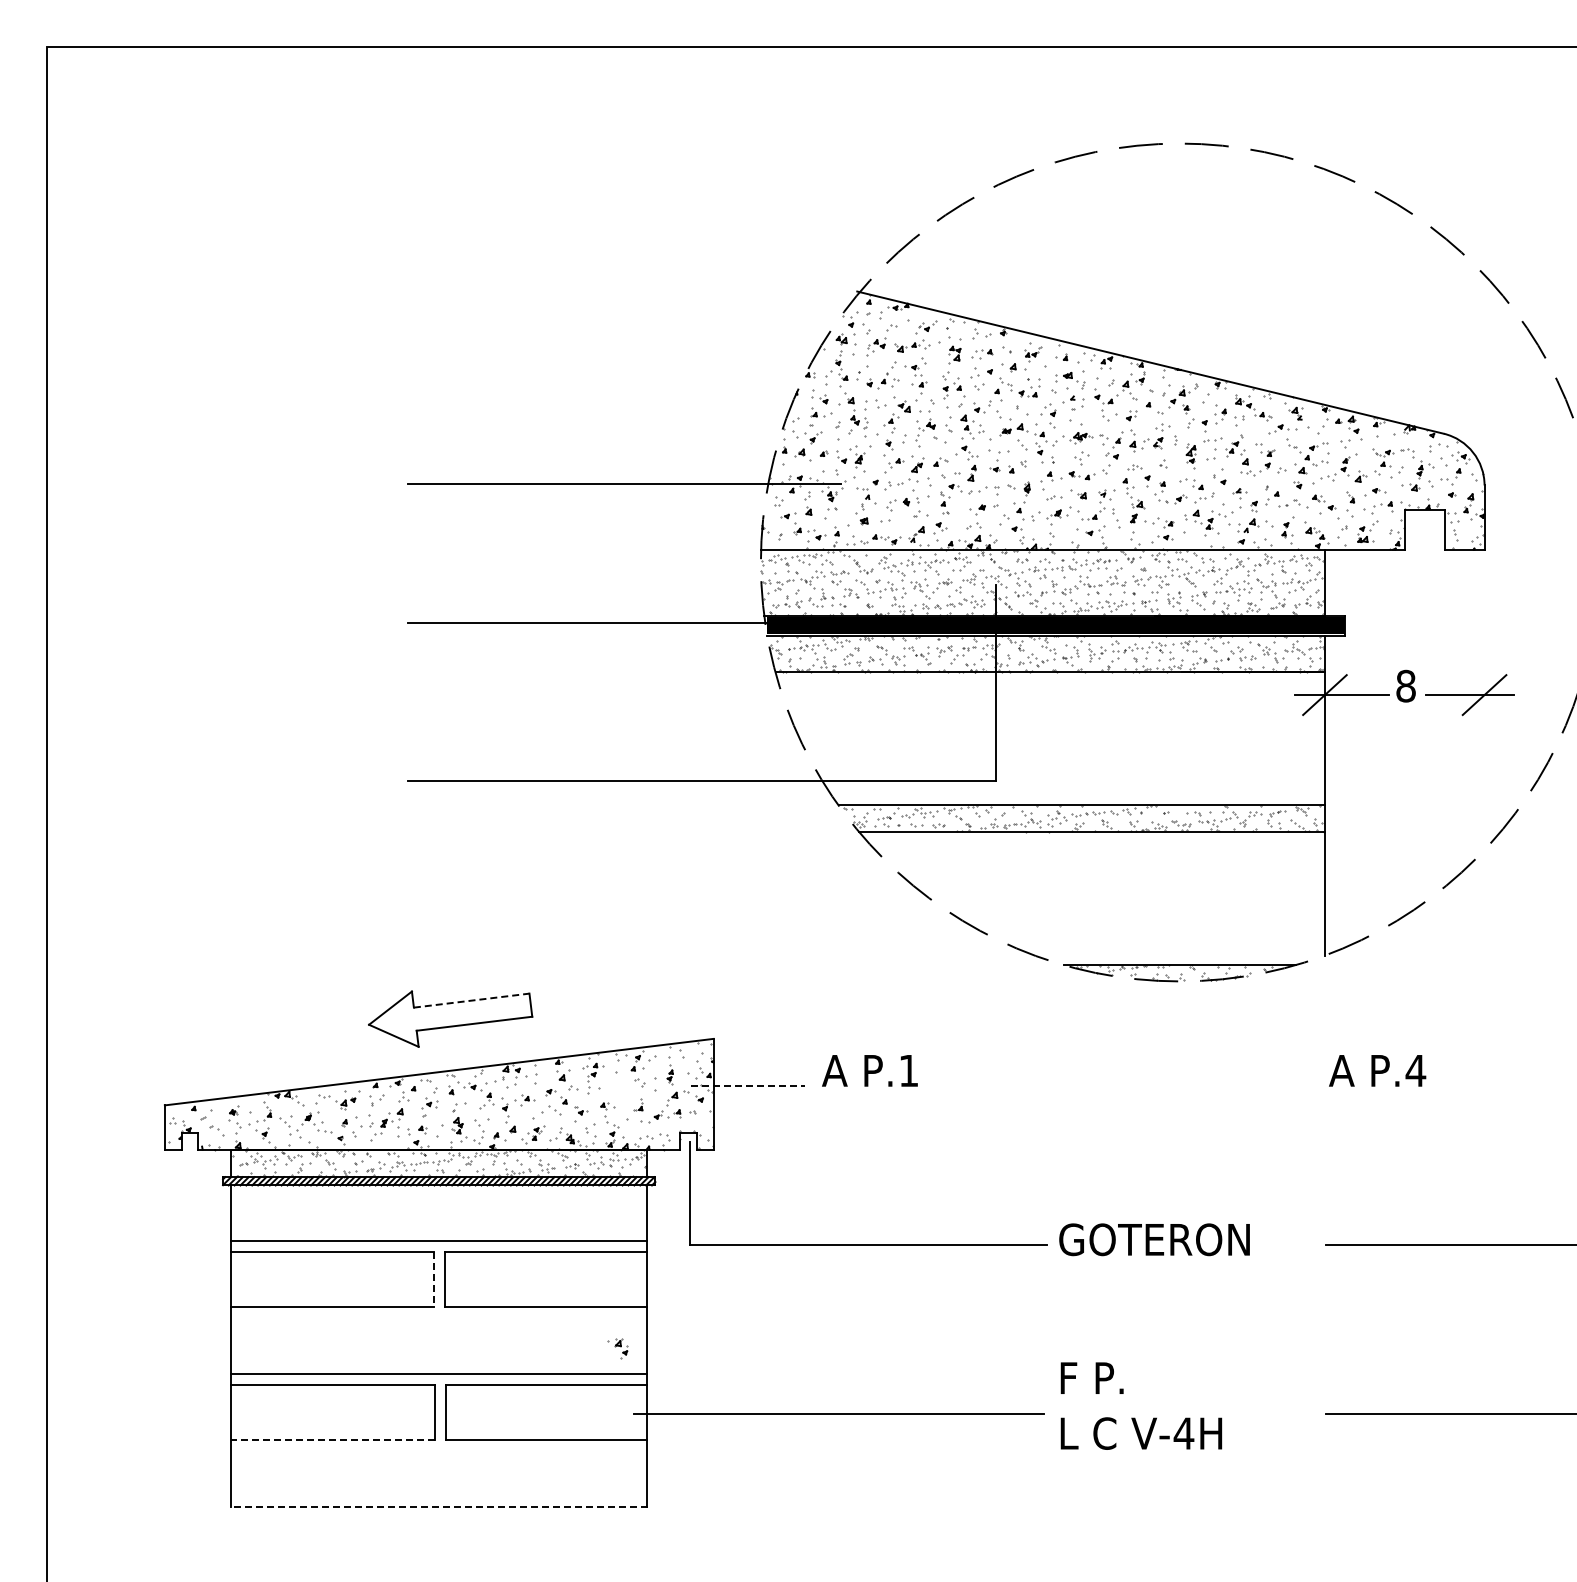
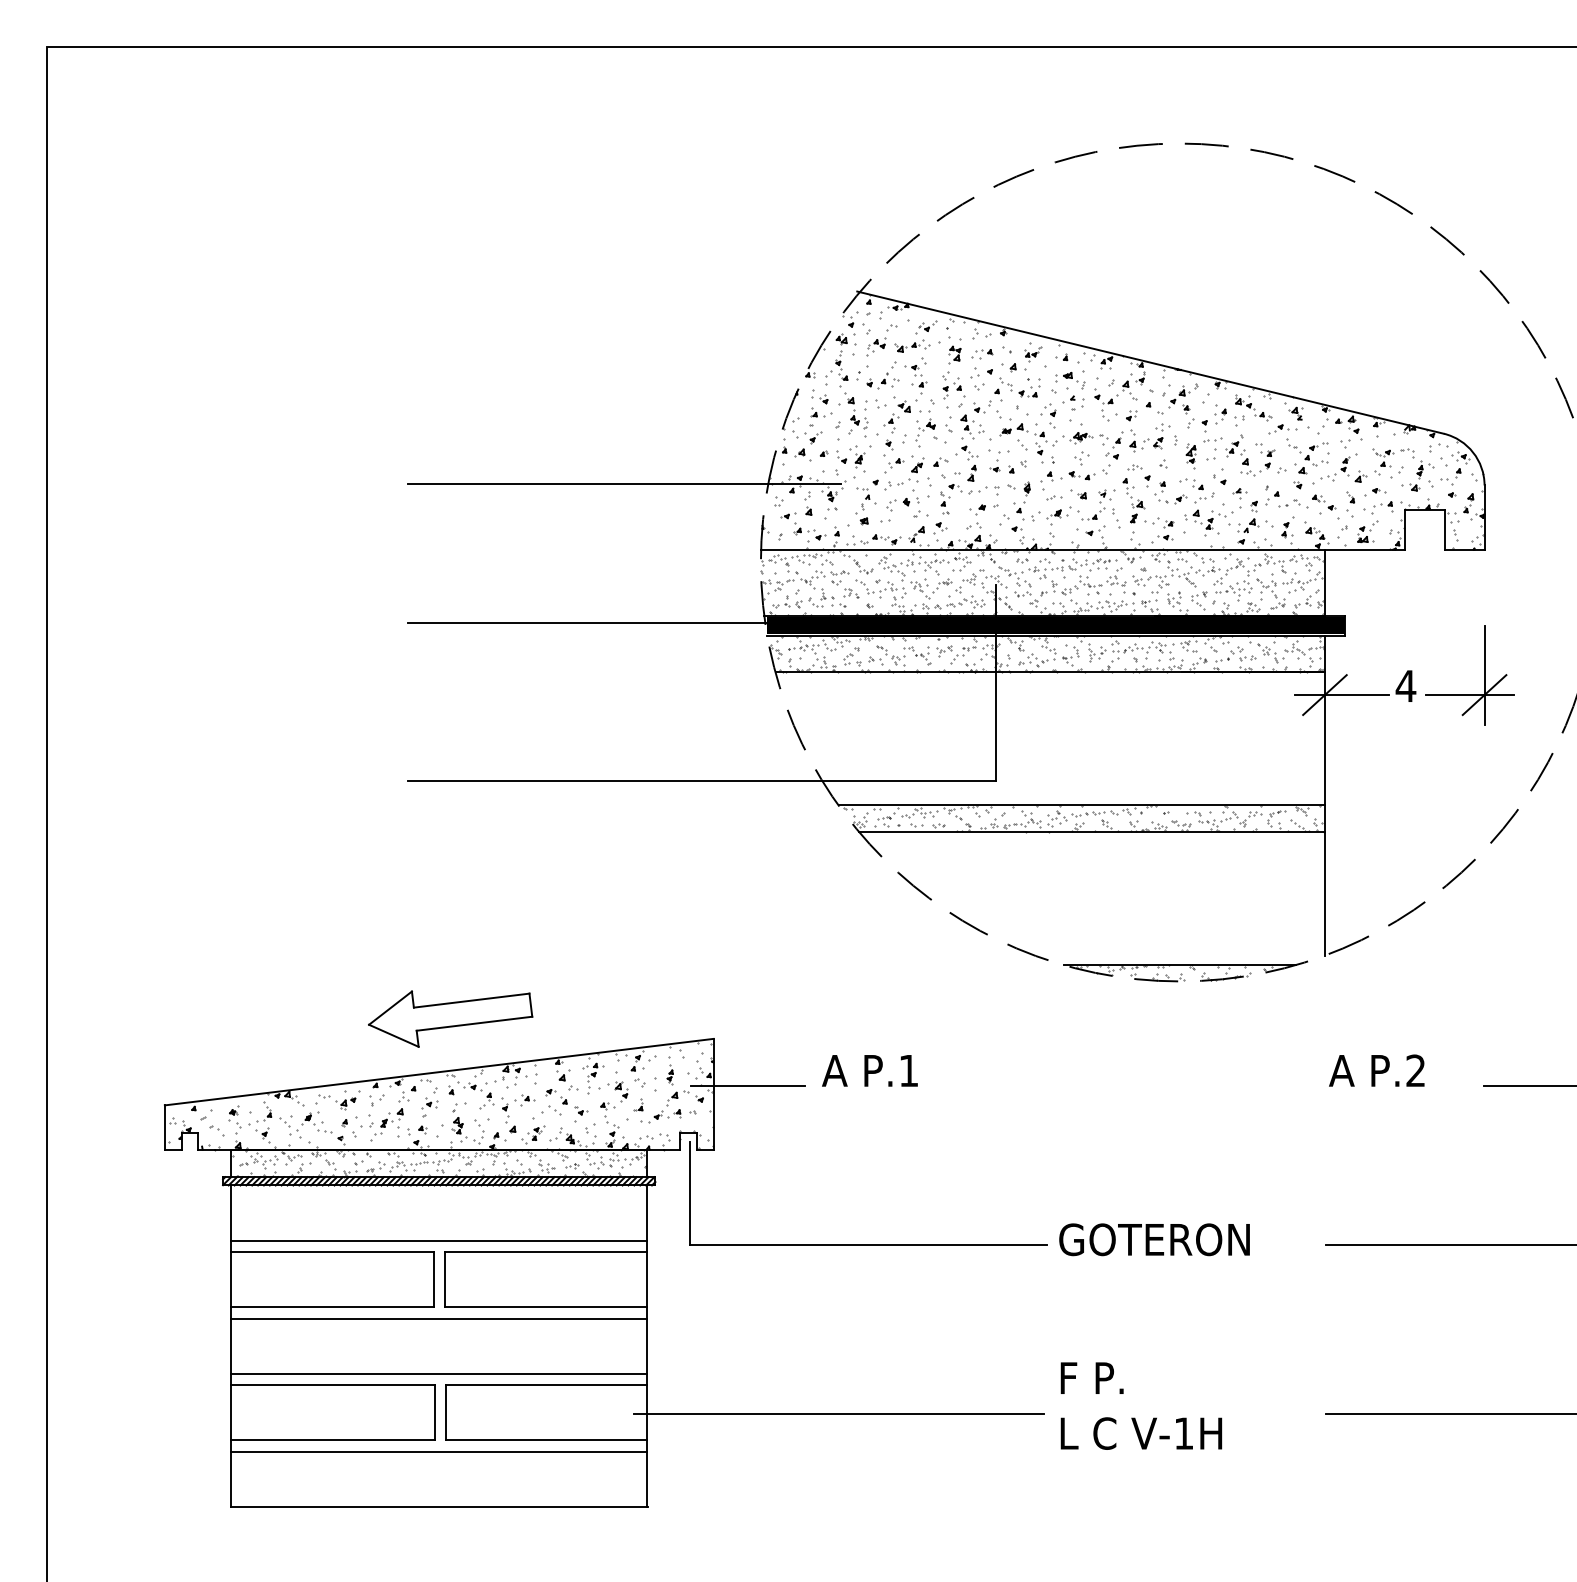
line: none -> present (1484, 675)
text: 8 -> 4 (1405, 685)
line: dashed -> solid (472, 1000)
text: P.4 -> P.2 (1415, 1070)
line: dashed -> solid (748, 1085)
line: none -> present (1528, 1085)
line: dashed -> solid (433, 1279)
line: none -> present (439, 1318)
part position: (617, 1348) -> (617, 1091) (617, 1091)
text: V-4H -> V-1H (1183, 1433)
line: dashed -> solid (333, 1440)
line: none -> present (439, 1451)
line: dashed -> solid (439, 1506)
